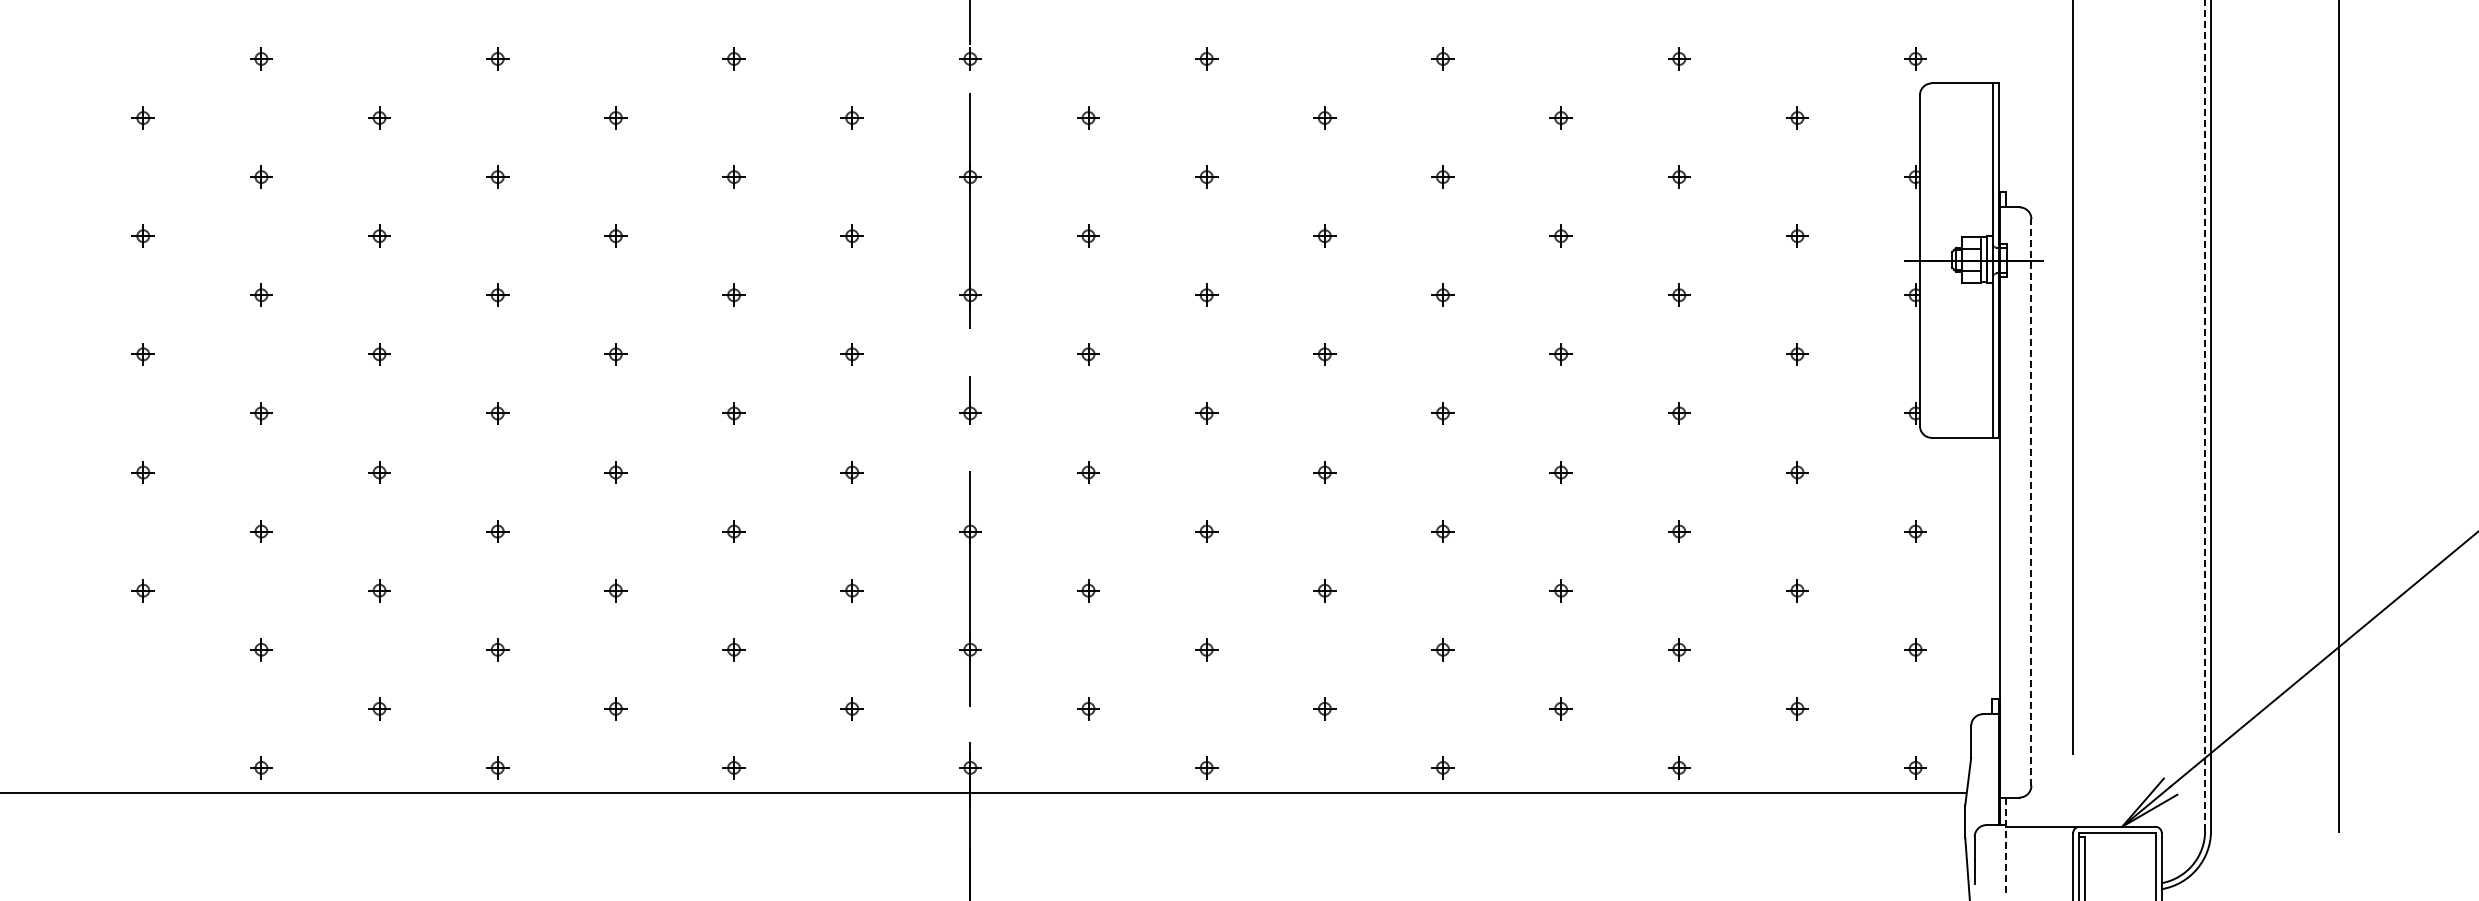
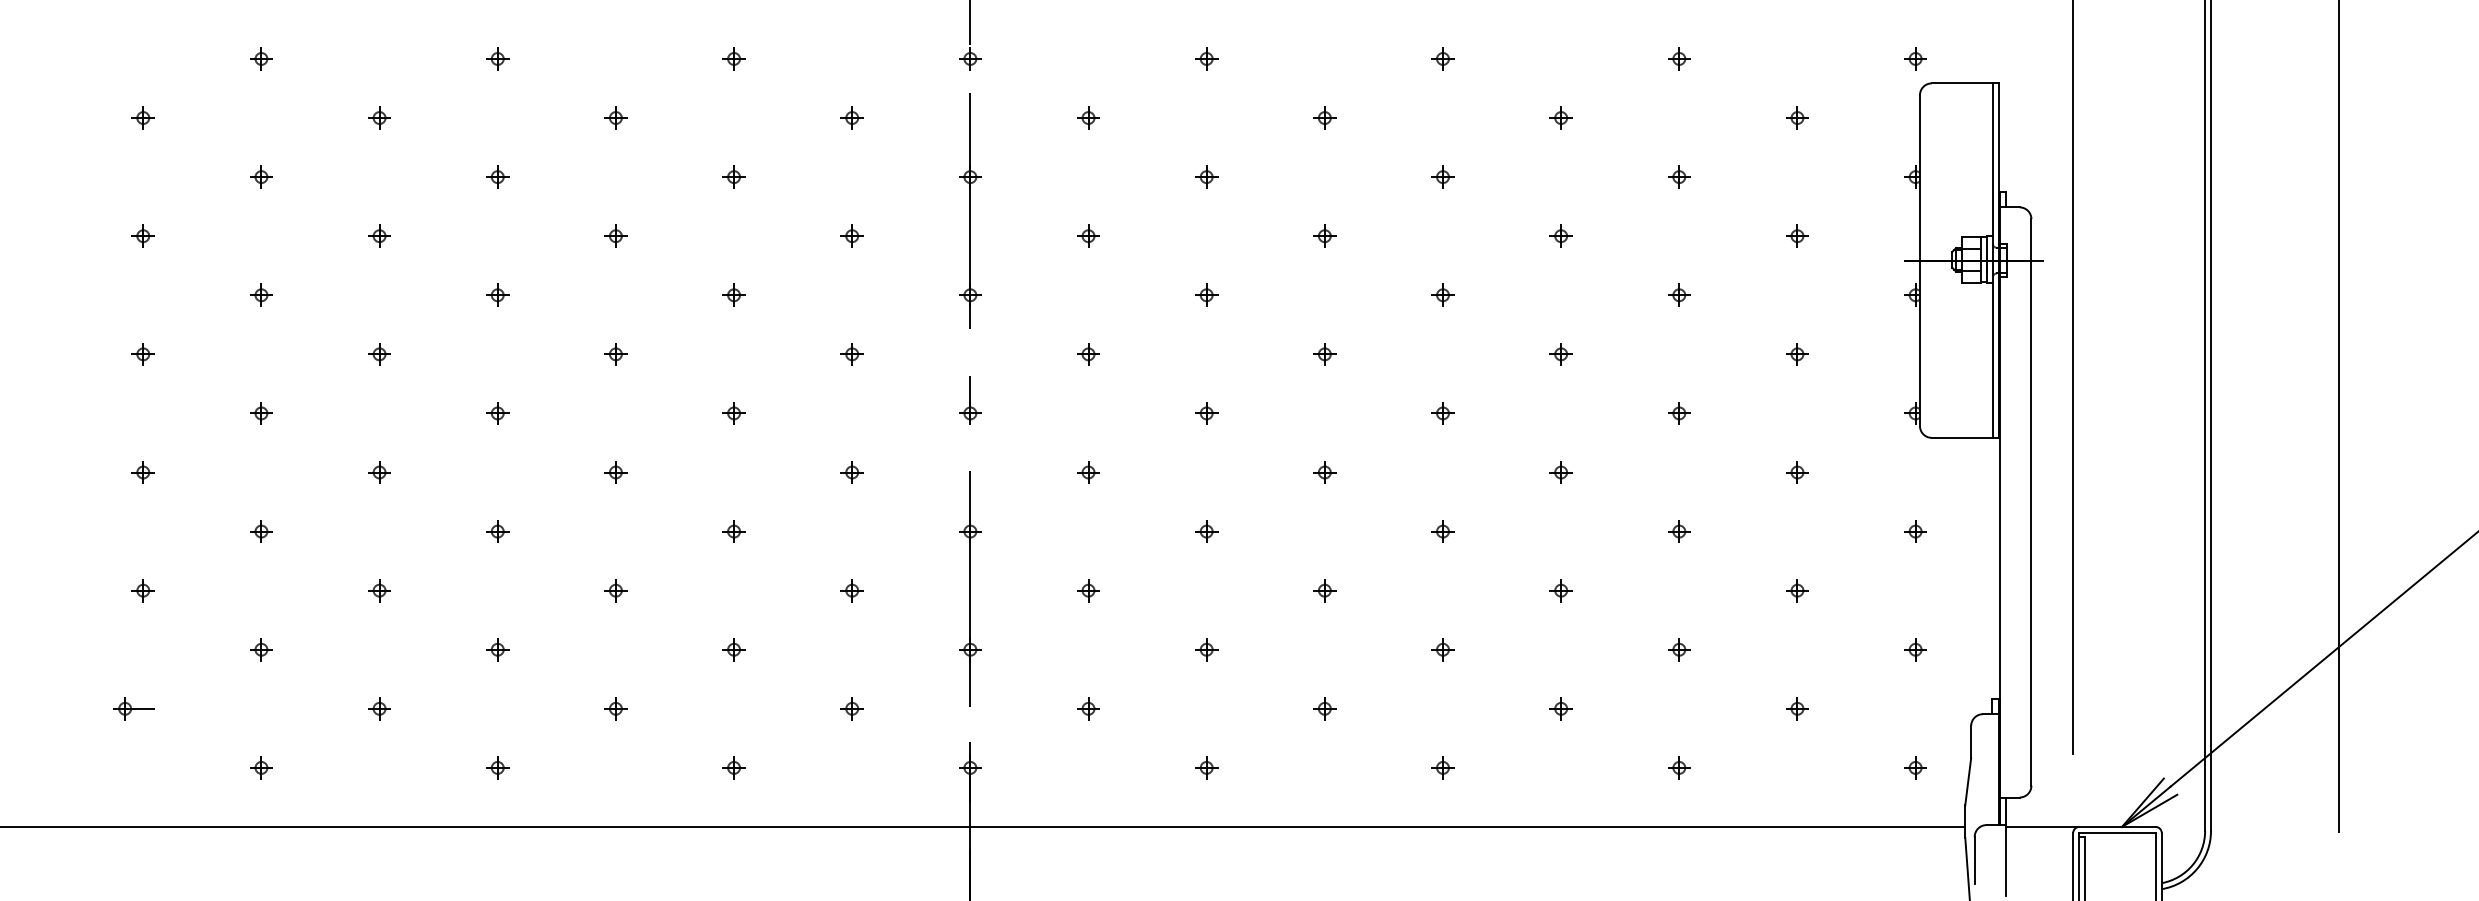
line: dashed -> solid (2205, 415)
line: dashed -> solid (2031, 501)
part: none -> present (133, 708)
line position: (983, 792) -> (983, 826) (983, 826)
line: dashed -> solid (2006, 847)
